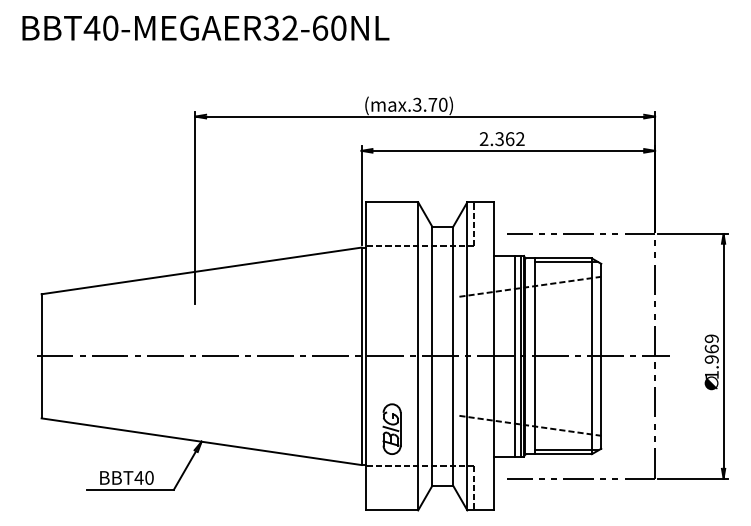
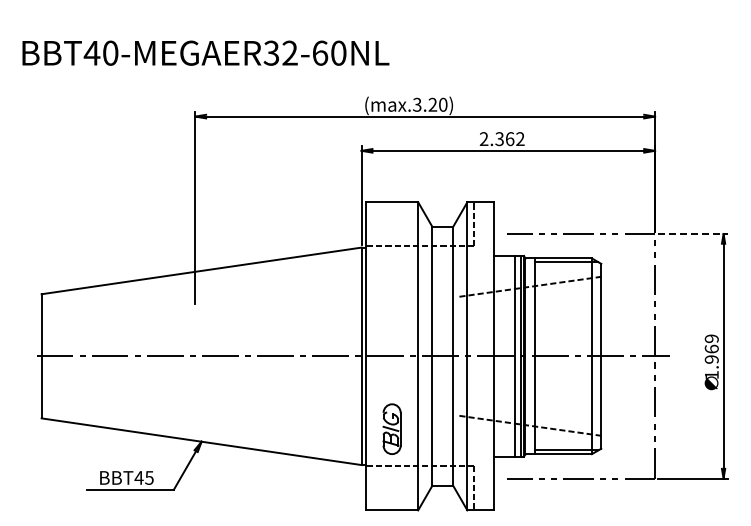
text position: (205, 27) -> (205, 52) (205, 52)
text: (max.3.70) -> (max.3.20) (432, 104)
line: solid -> dashed (693, 234)
text: BBT40 -> BBT45 (149, 477)
